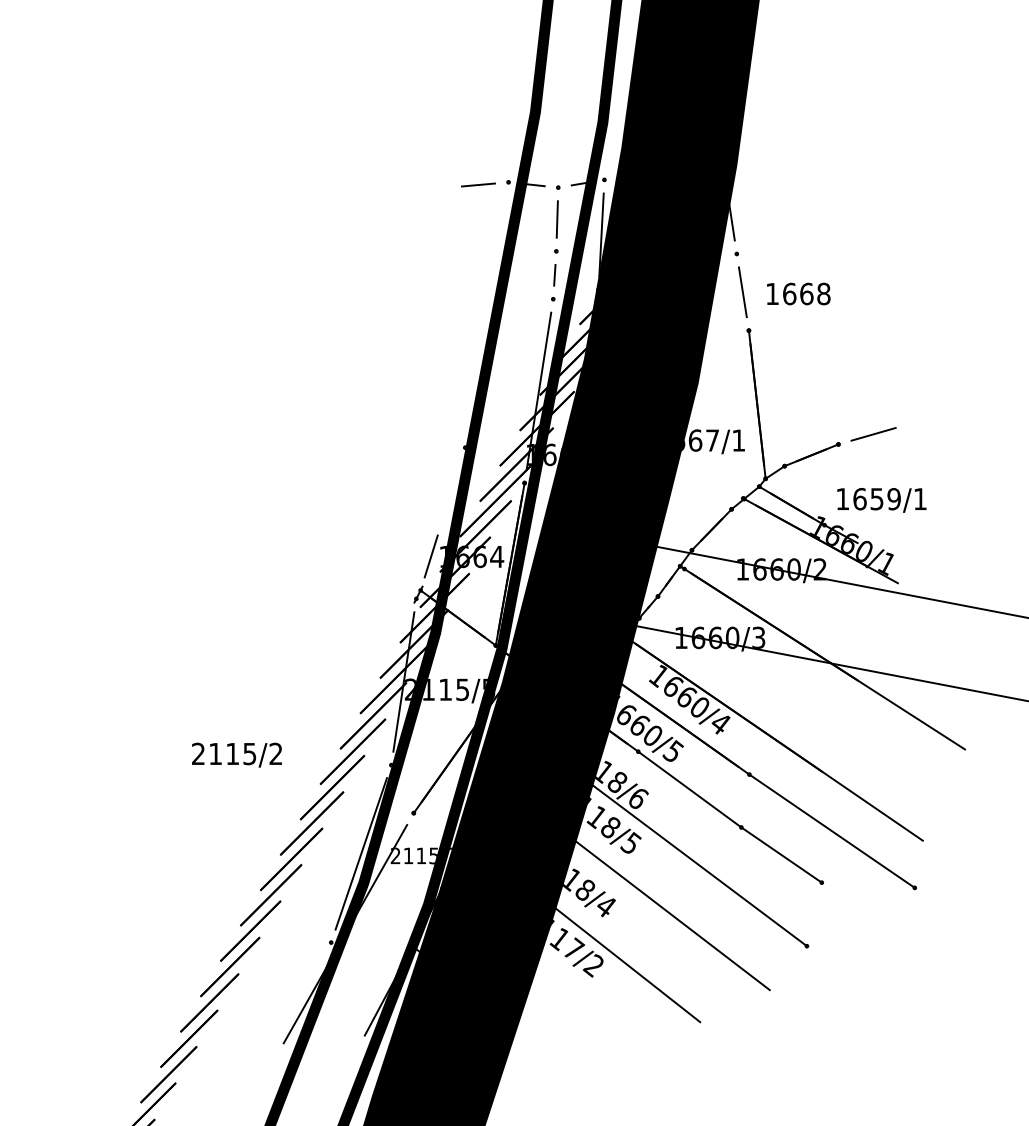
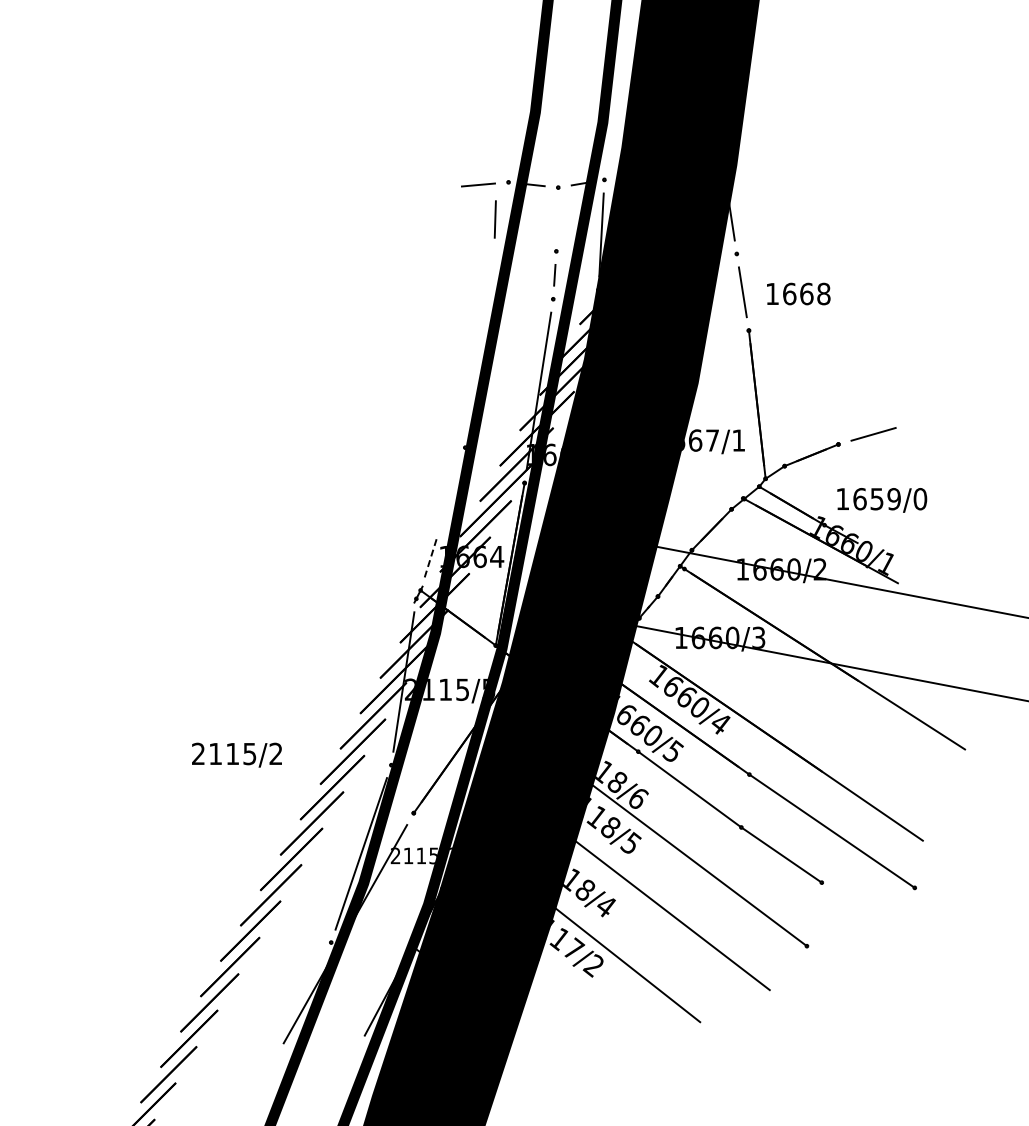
line position: (556, 219) -> (494, 219) (494, 219)
text: 1659/1 -> 1659/0 (920, 499)
line: solid -> dashed (431, 556)
